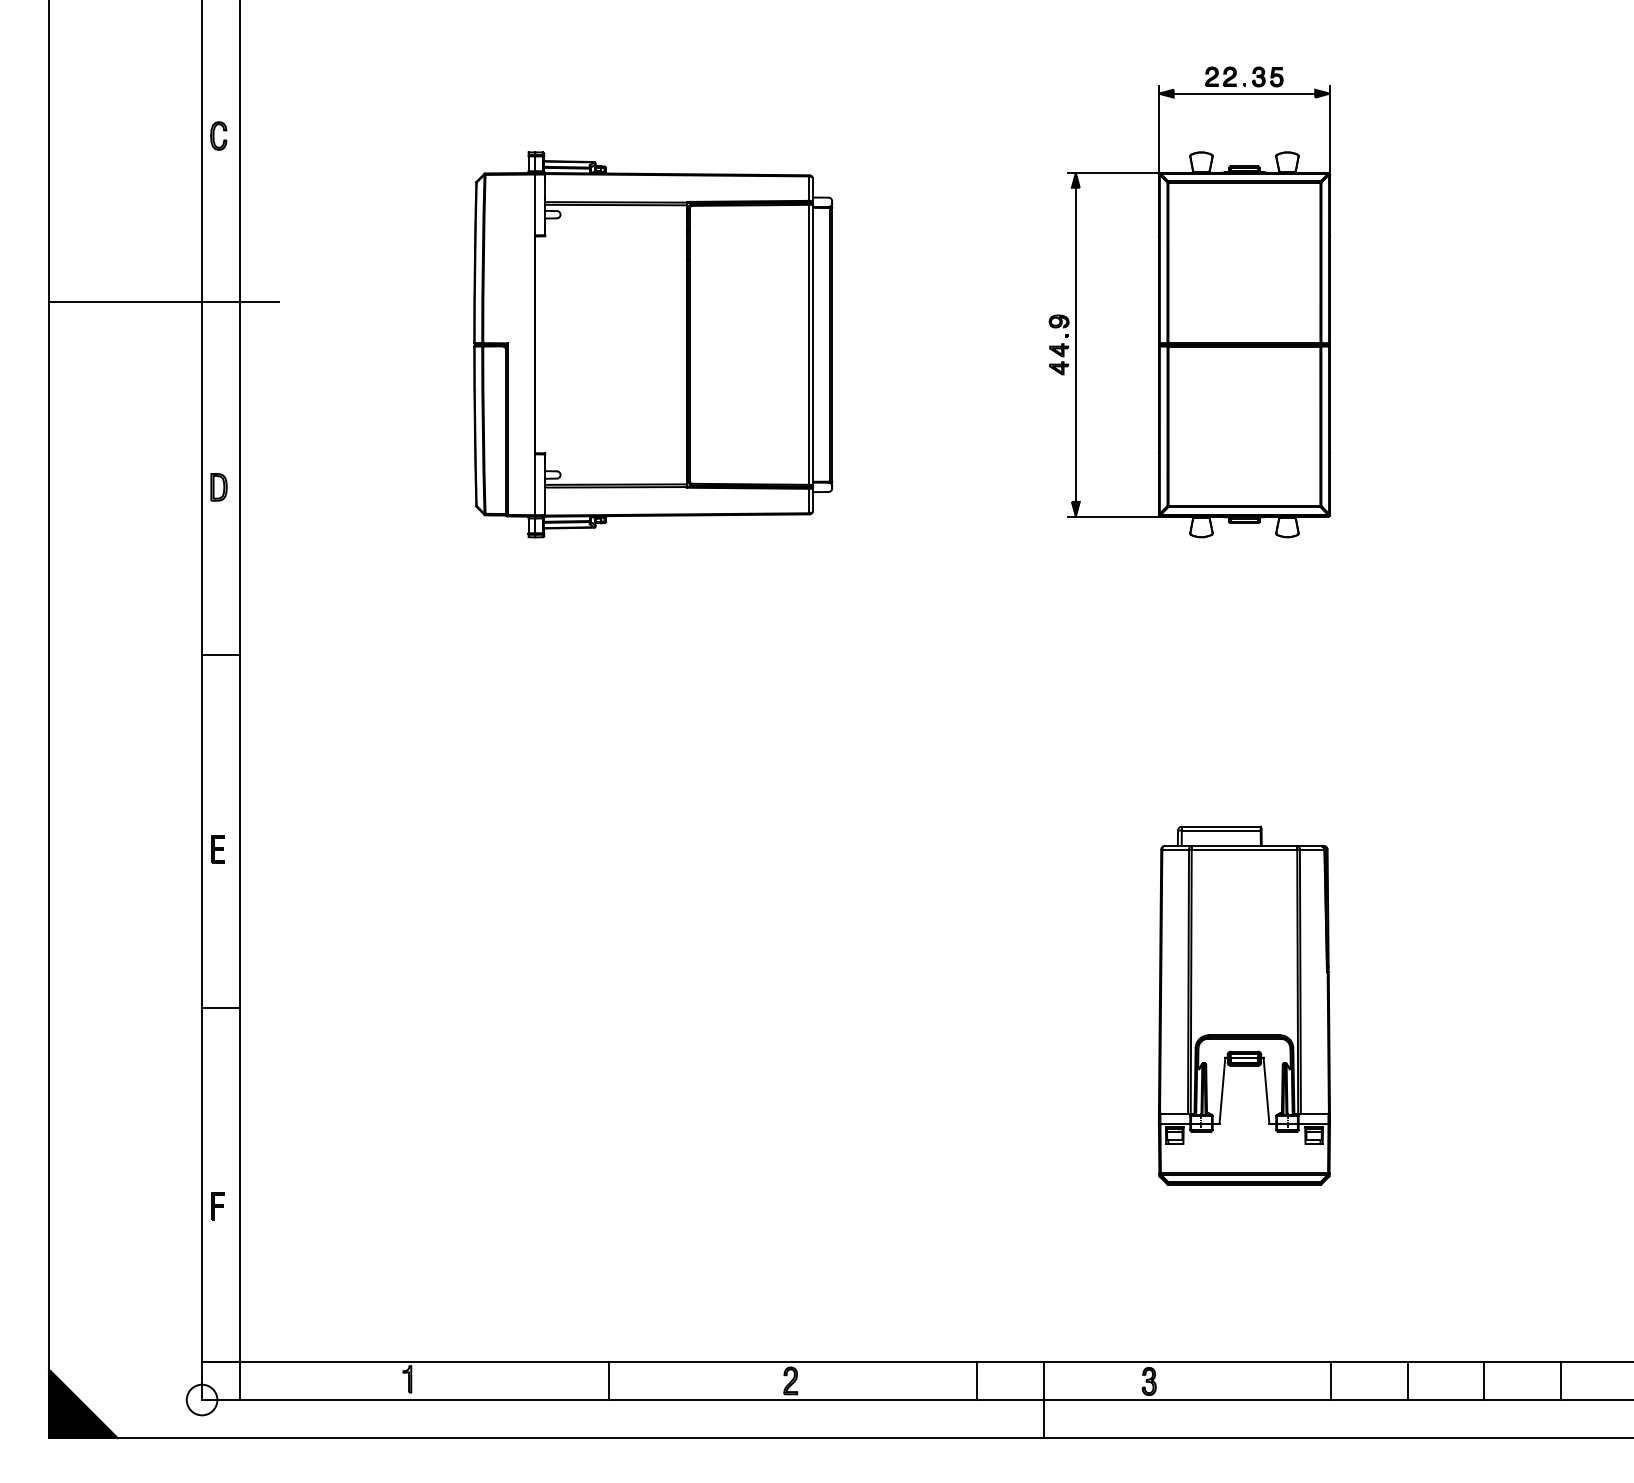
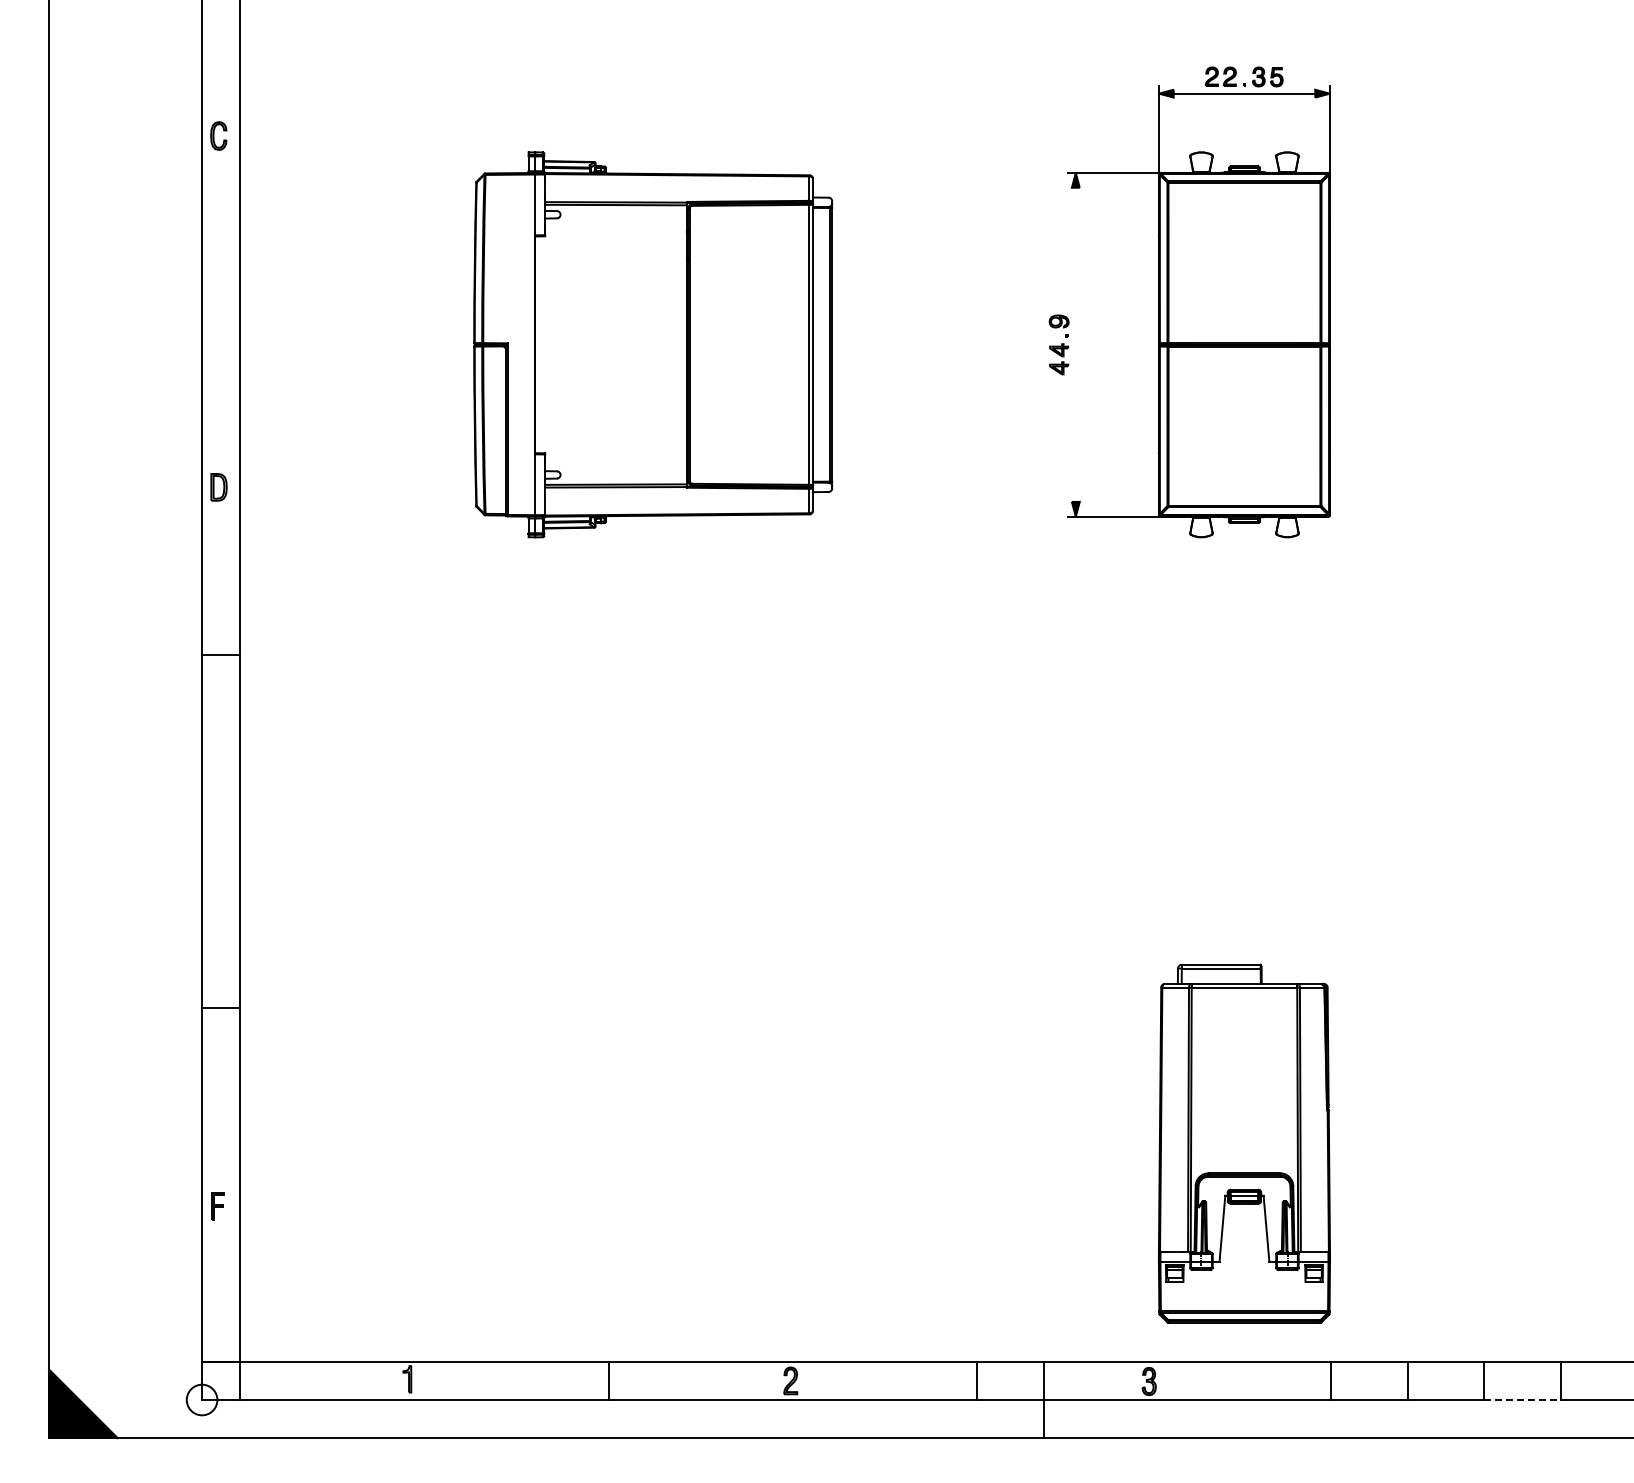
line: present -> none (163, 301)
line: present -> none (1075, 344)
part: present -> none (217, 849)
part position: (1243, 1005) -> (1243, 1143) (1243, 1143)
line: solid -> dashed (1523, 1400)
